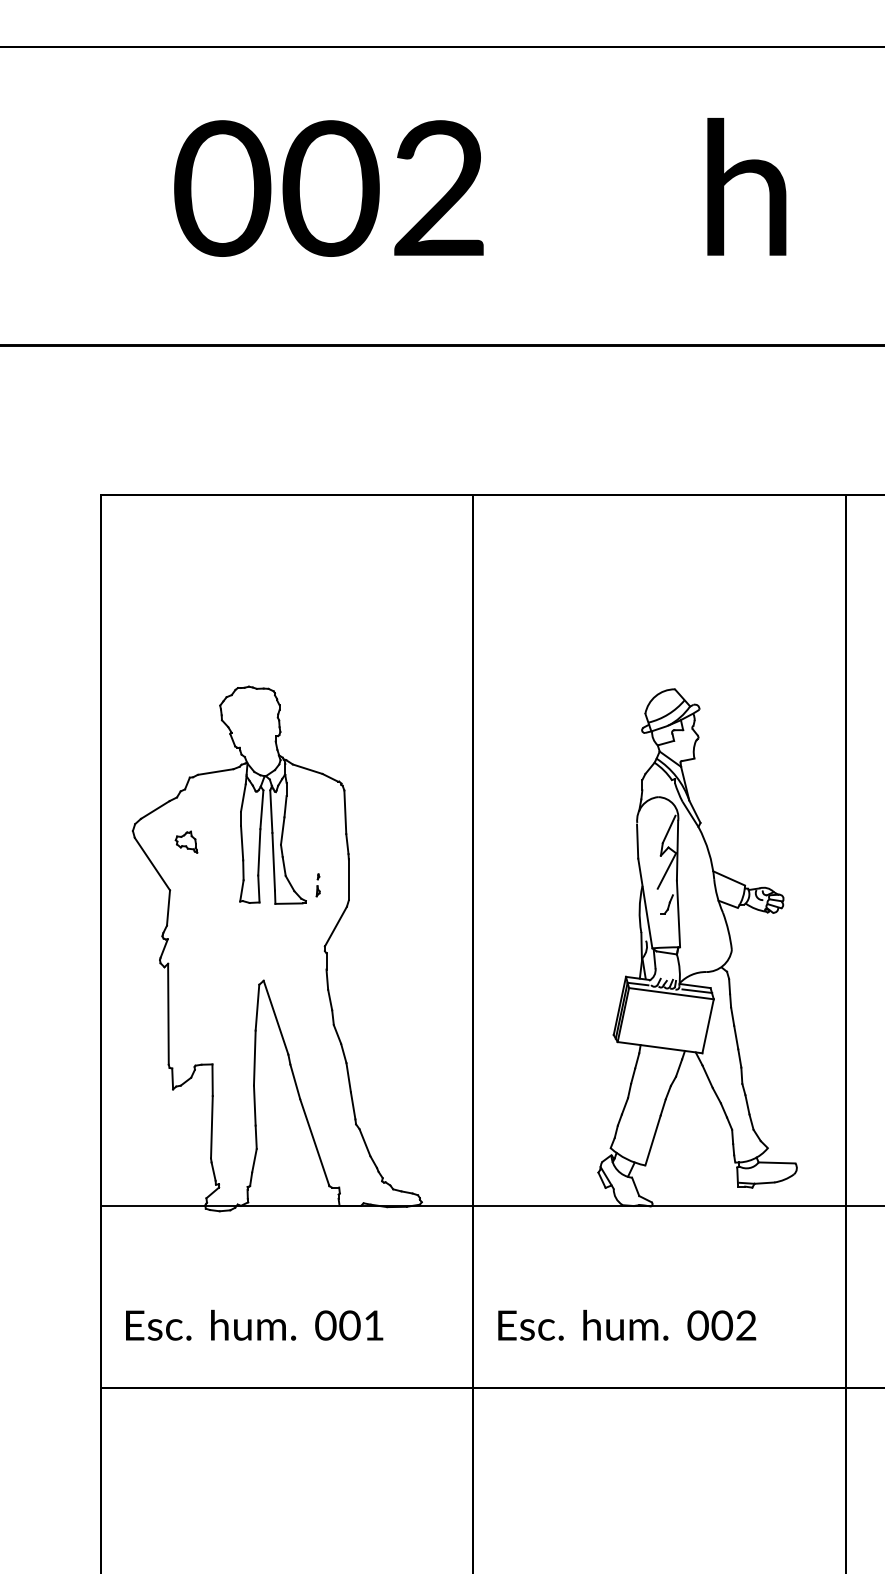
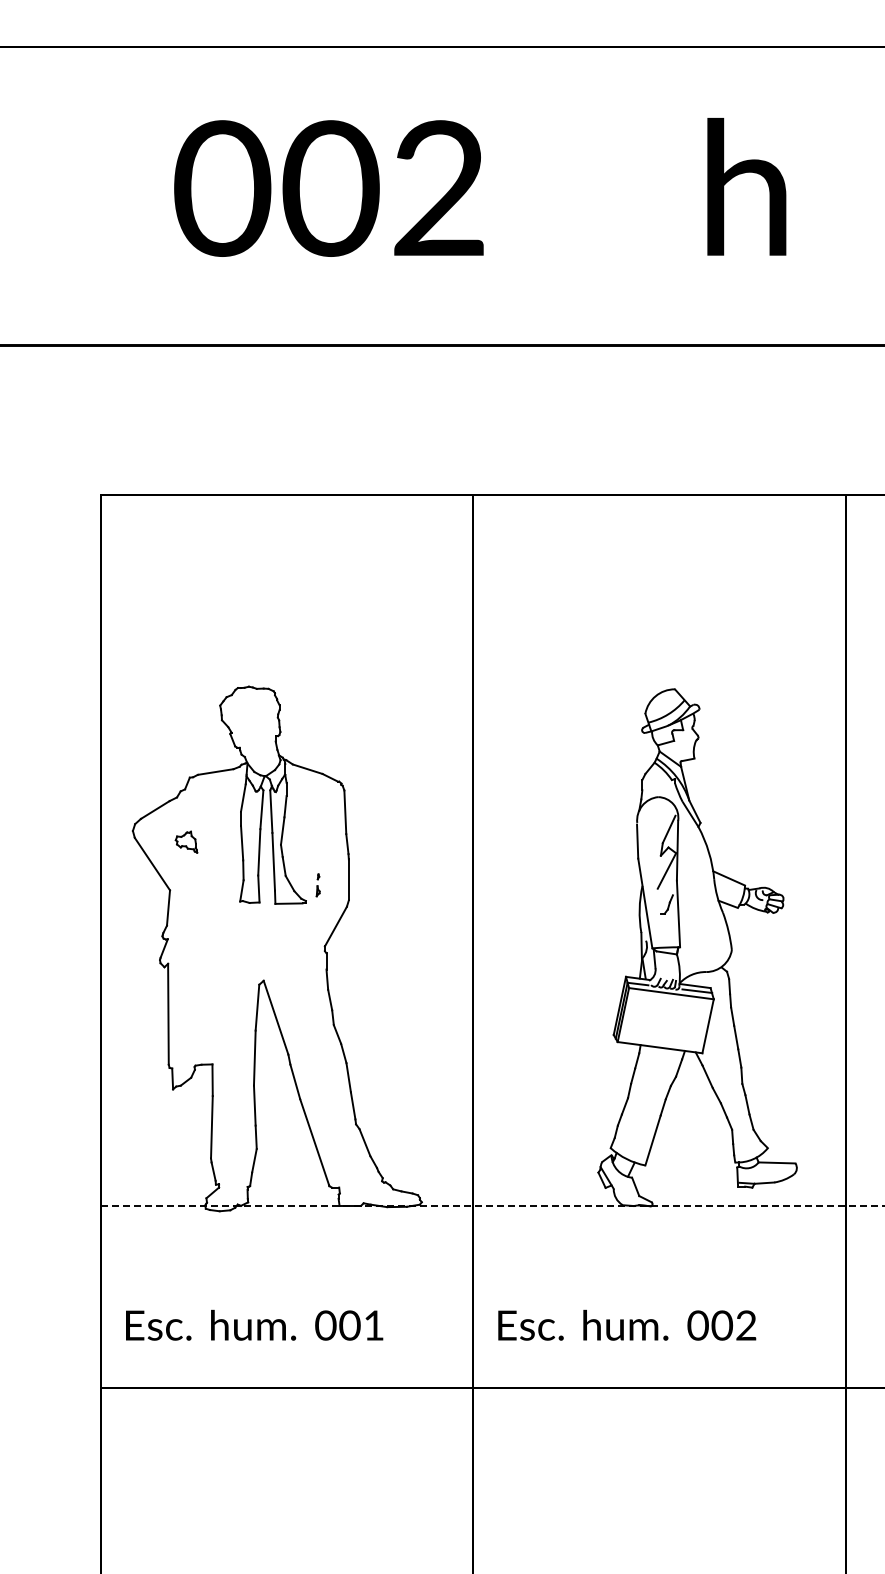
line: solid -> dashed (493, 1205)
